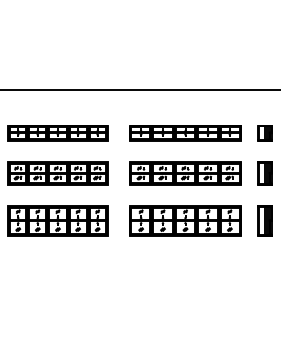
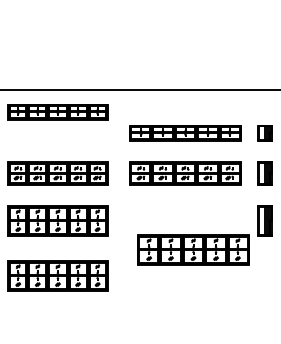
part position: (57, 133) -> (57, 112) (57, 112)
part position: (185, 220) -> (193, 249) (193, 249)
part: none -> present (57, 275)
